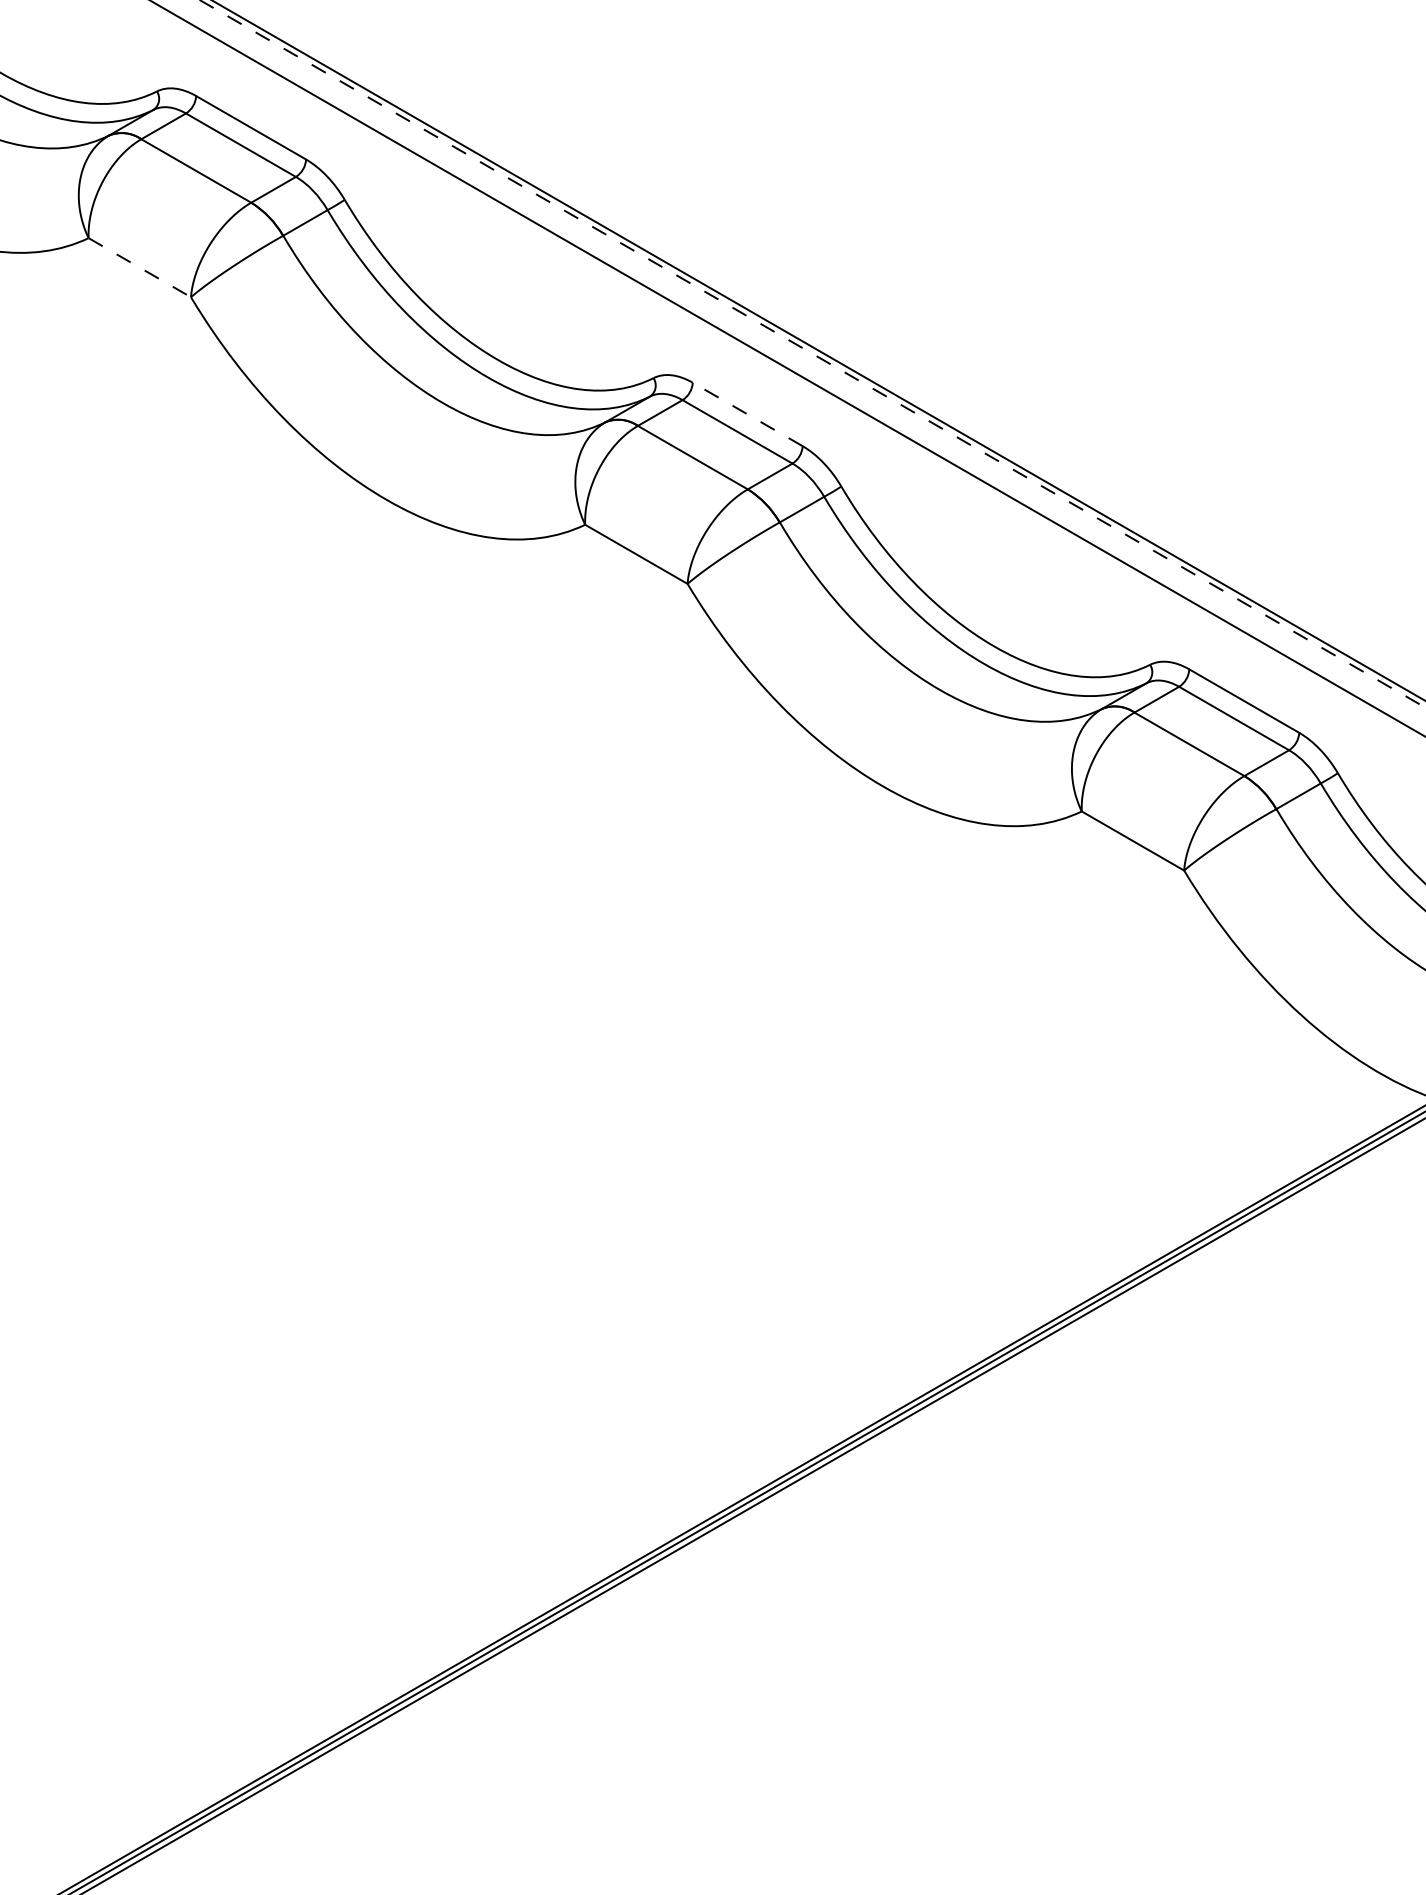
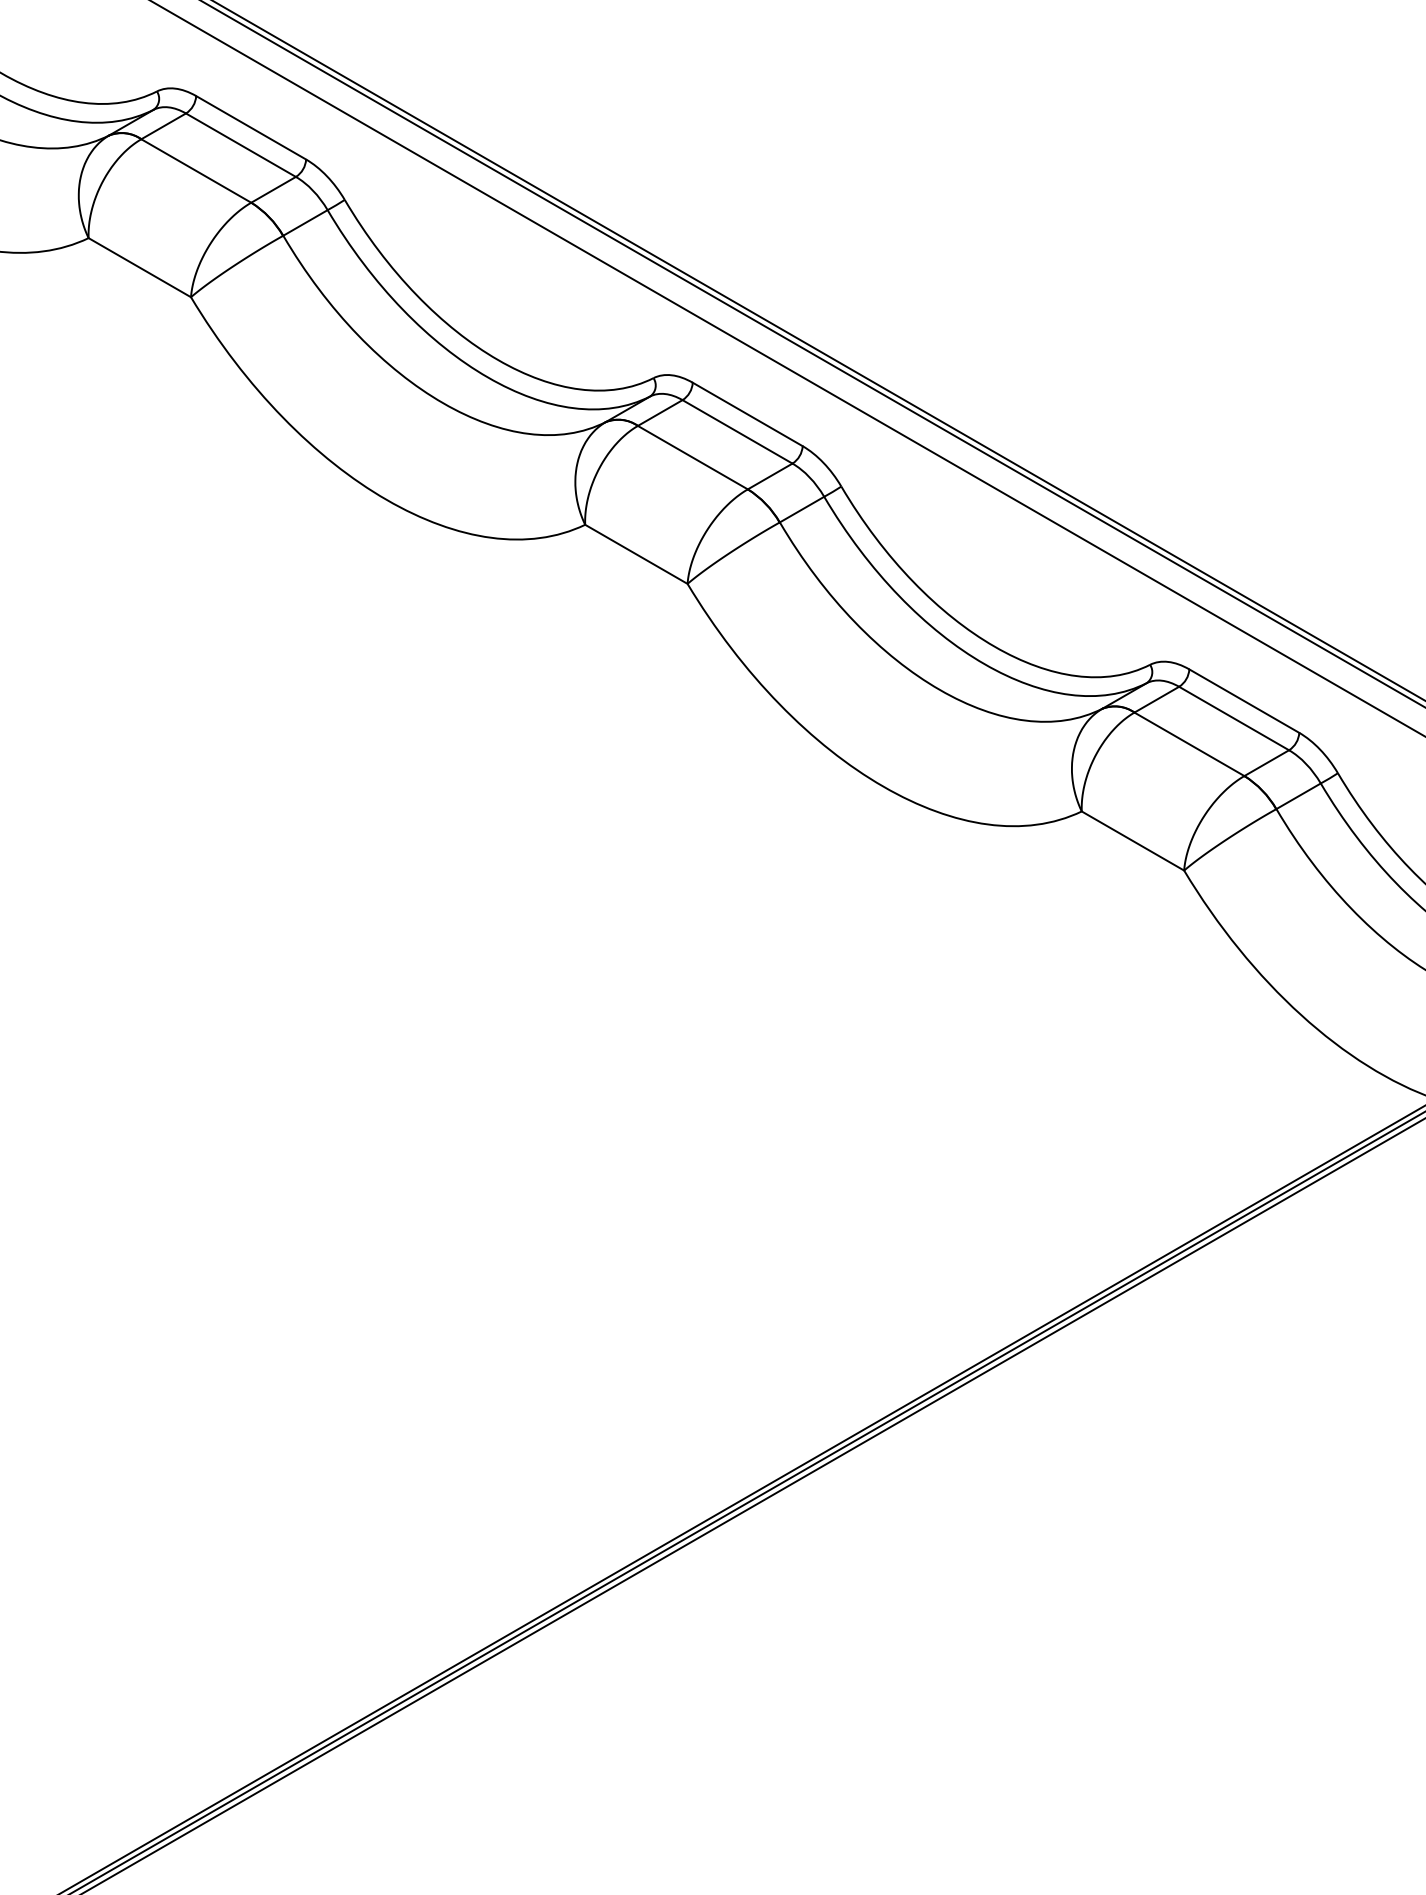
line: dashed -> solid (140, 267)
line: dashed -> solid (812, 353)
line: dashed -> solid (747, 414)
